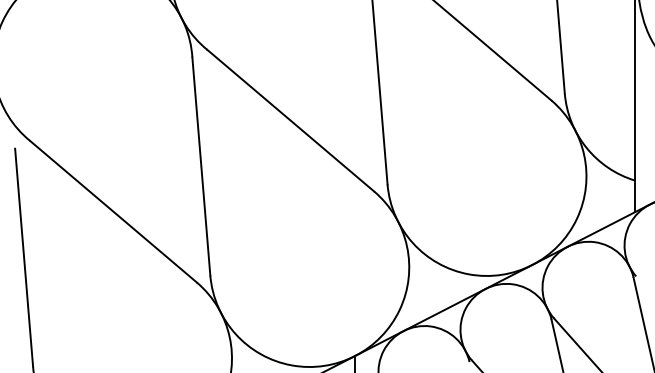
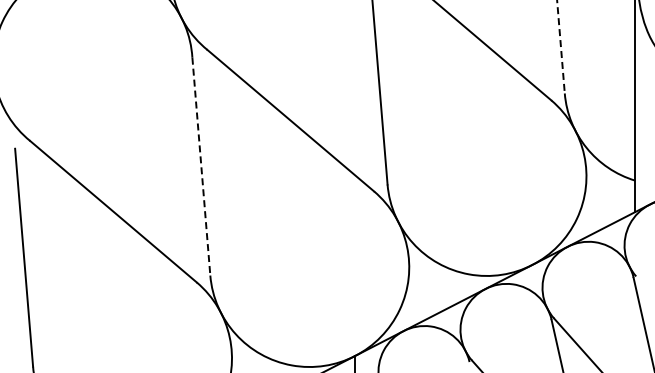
line: solid -> dashed (561, 47)
line: solid -> dashed (201, 167)
